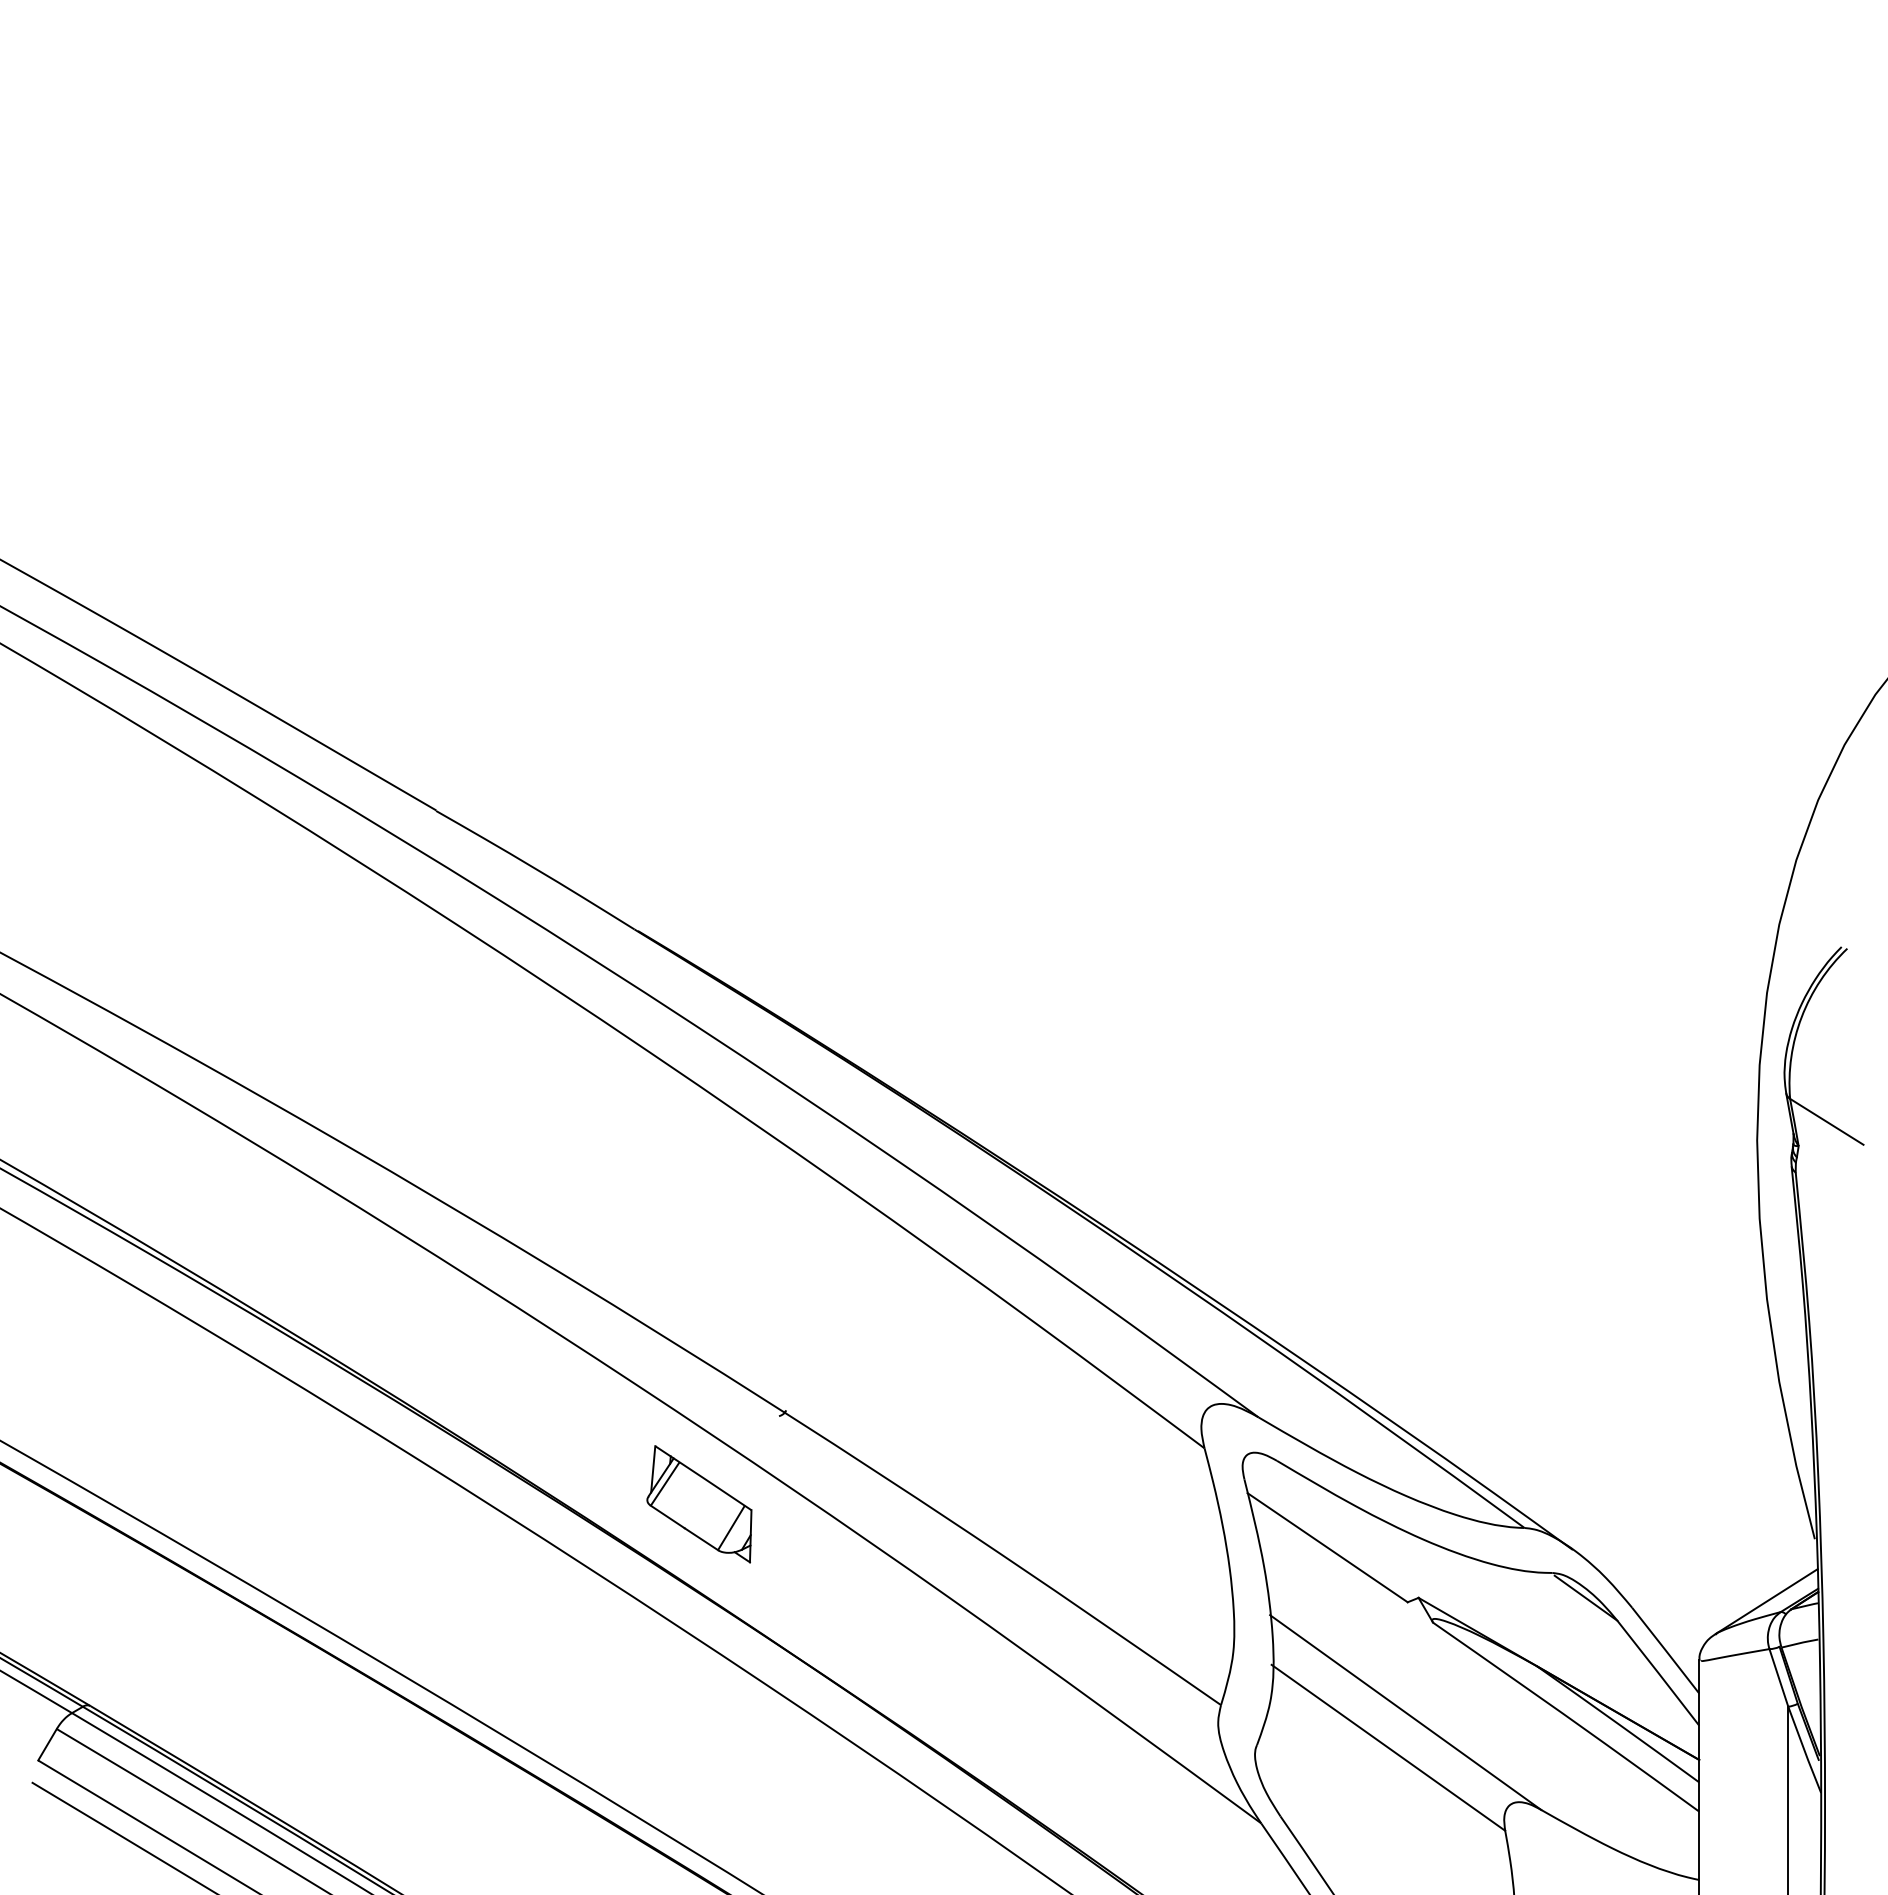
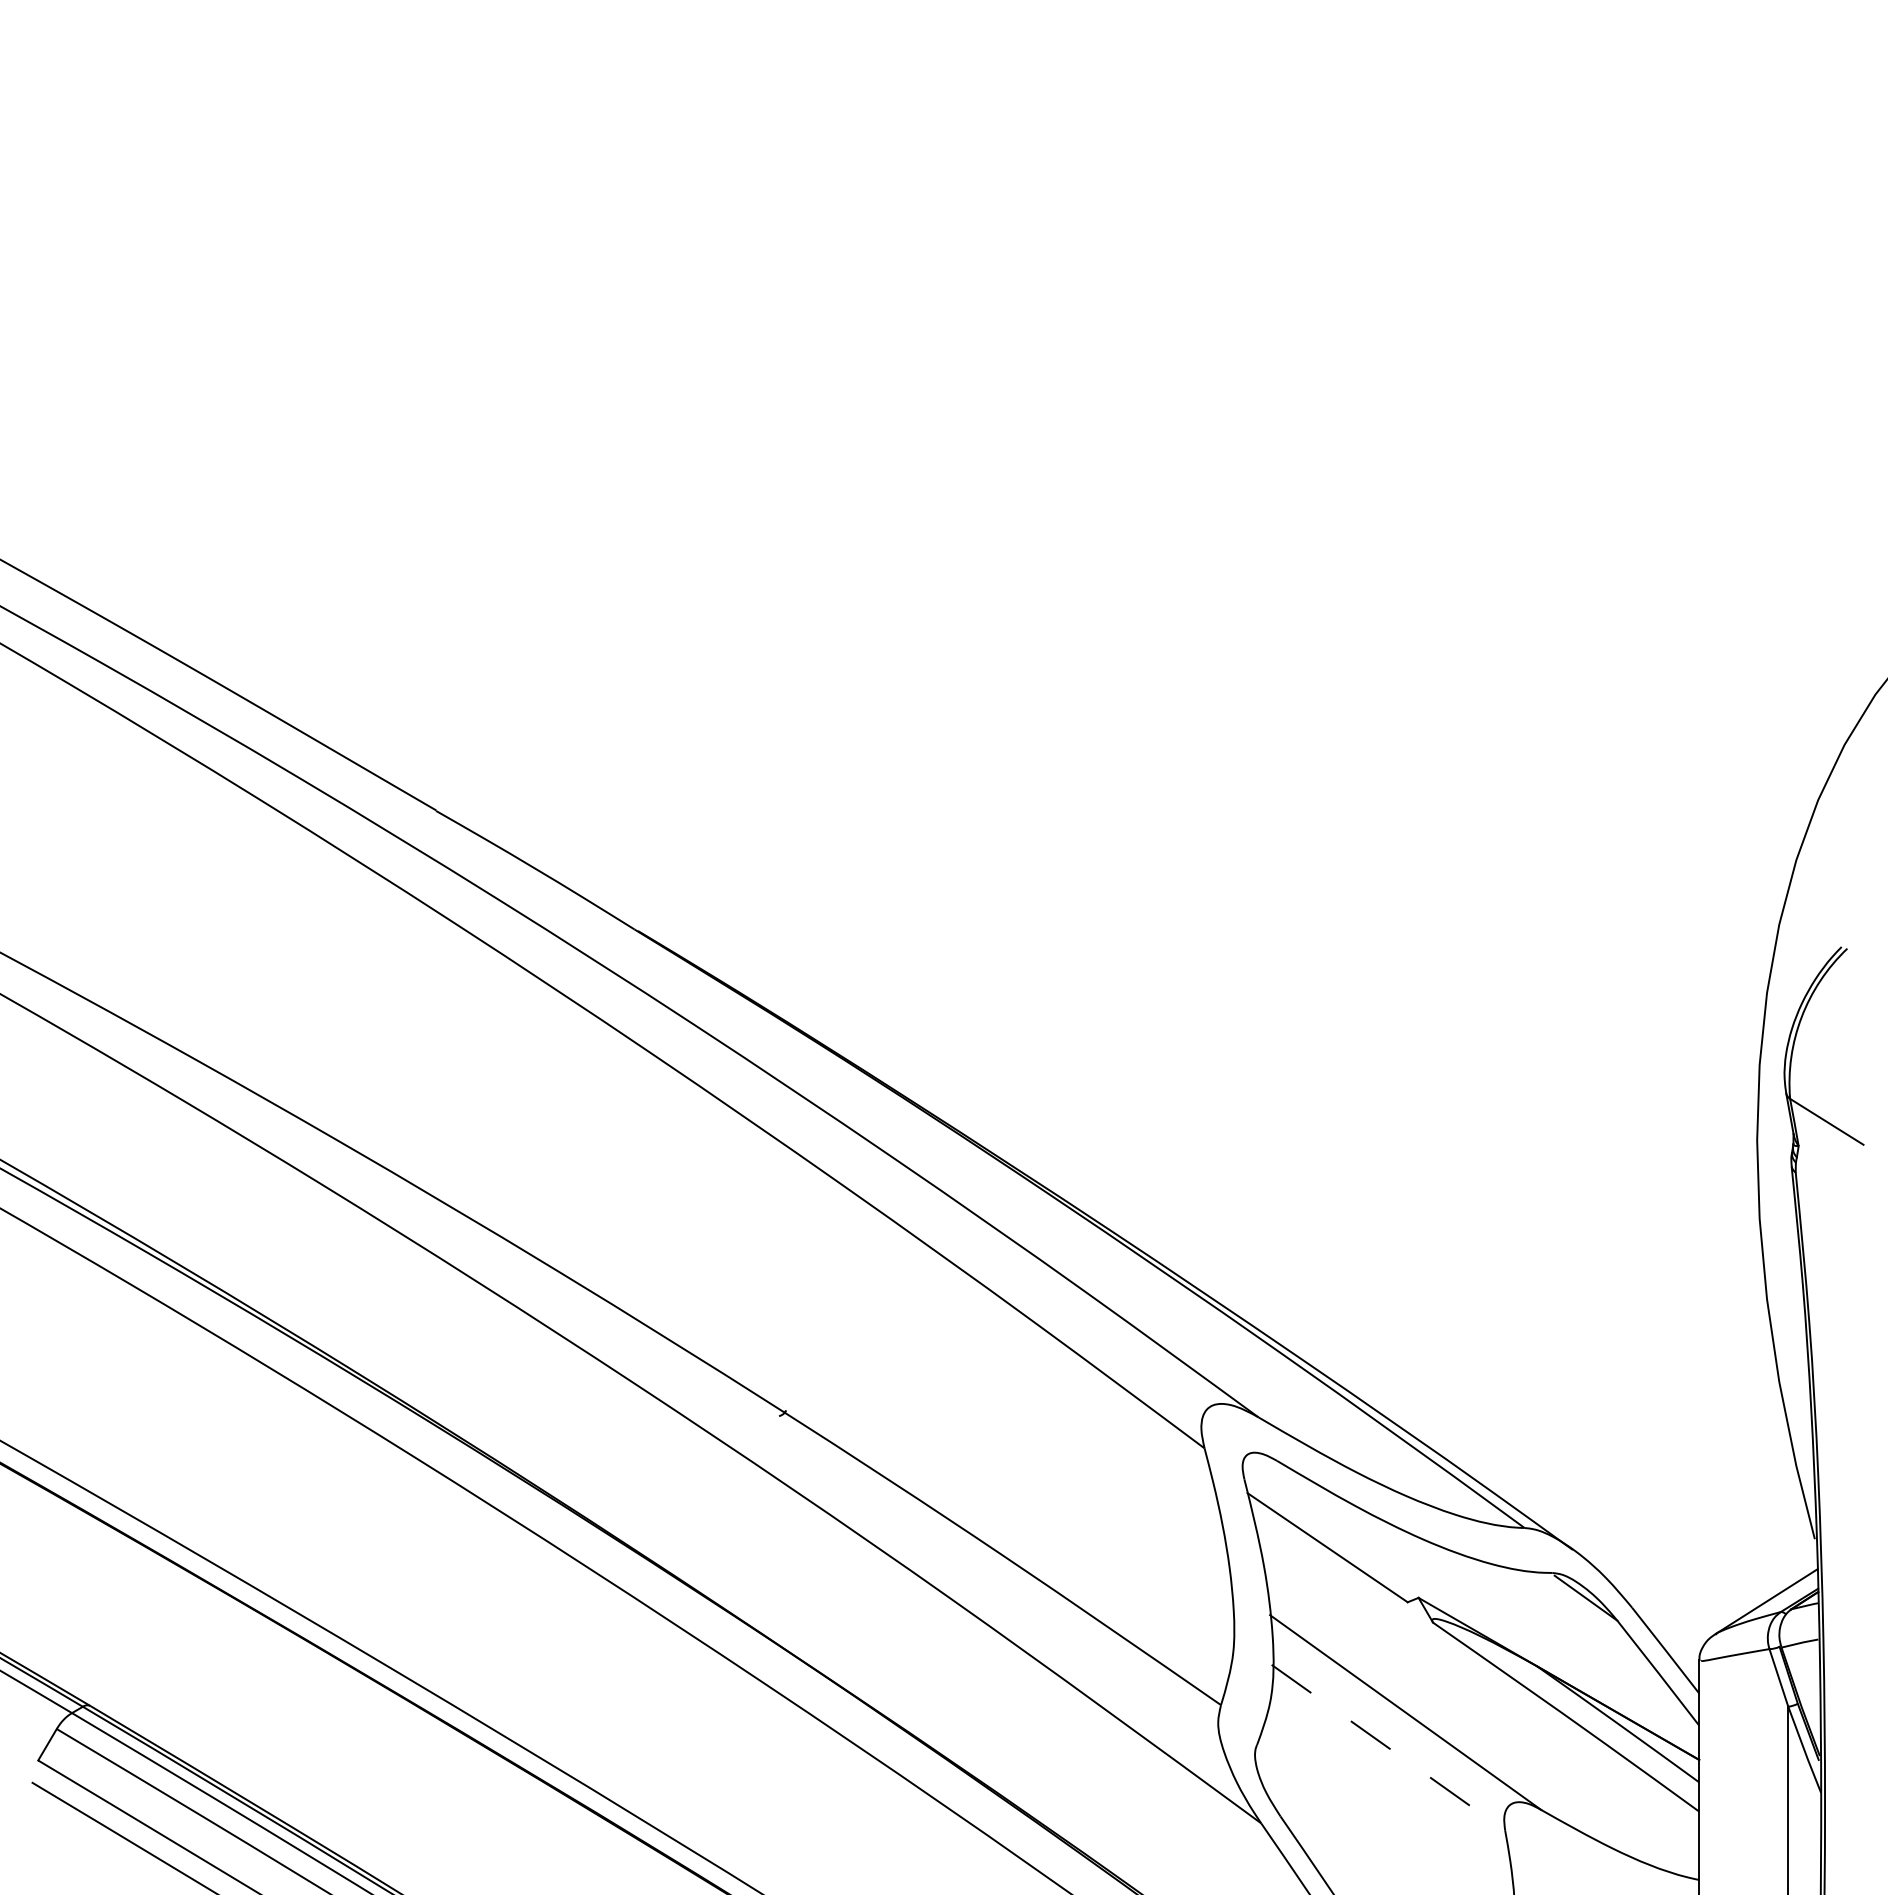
part: present -> none (699, 1504)
line: solid -> dashed (1388, 1748)
